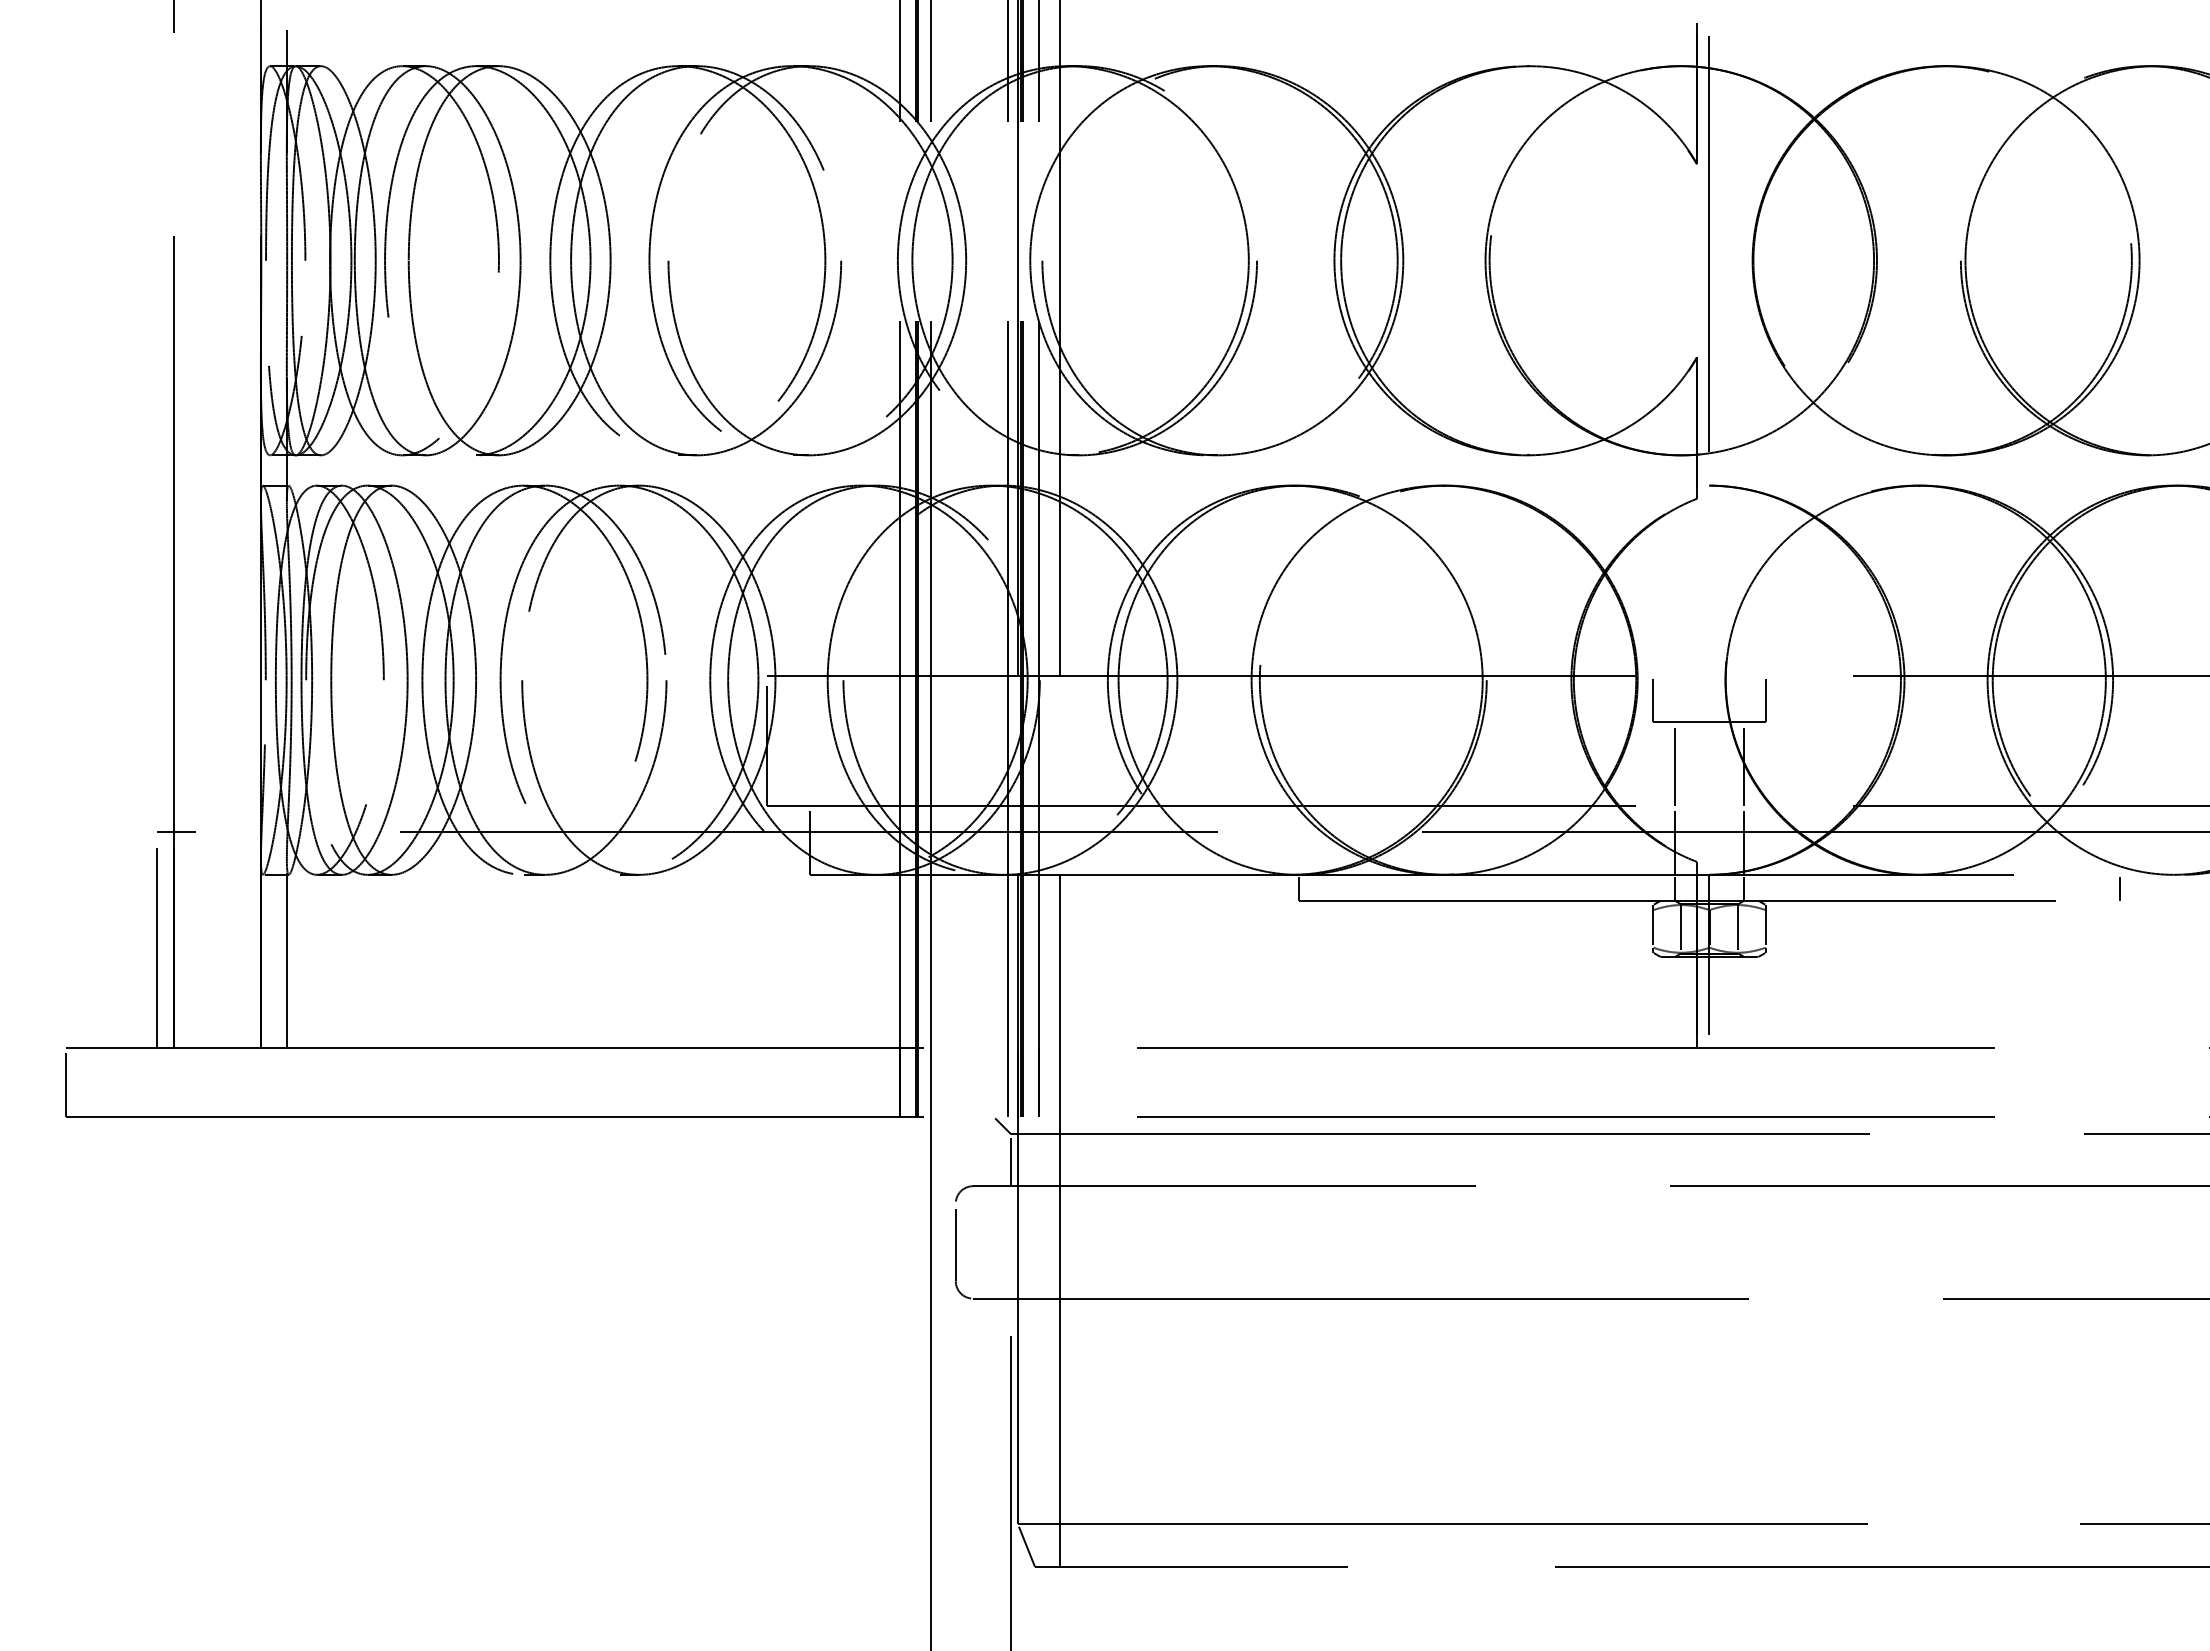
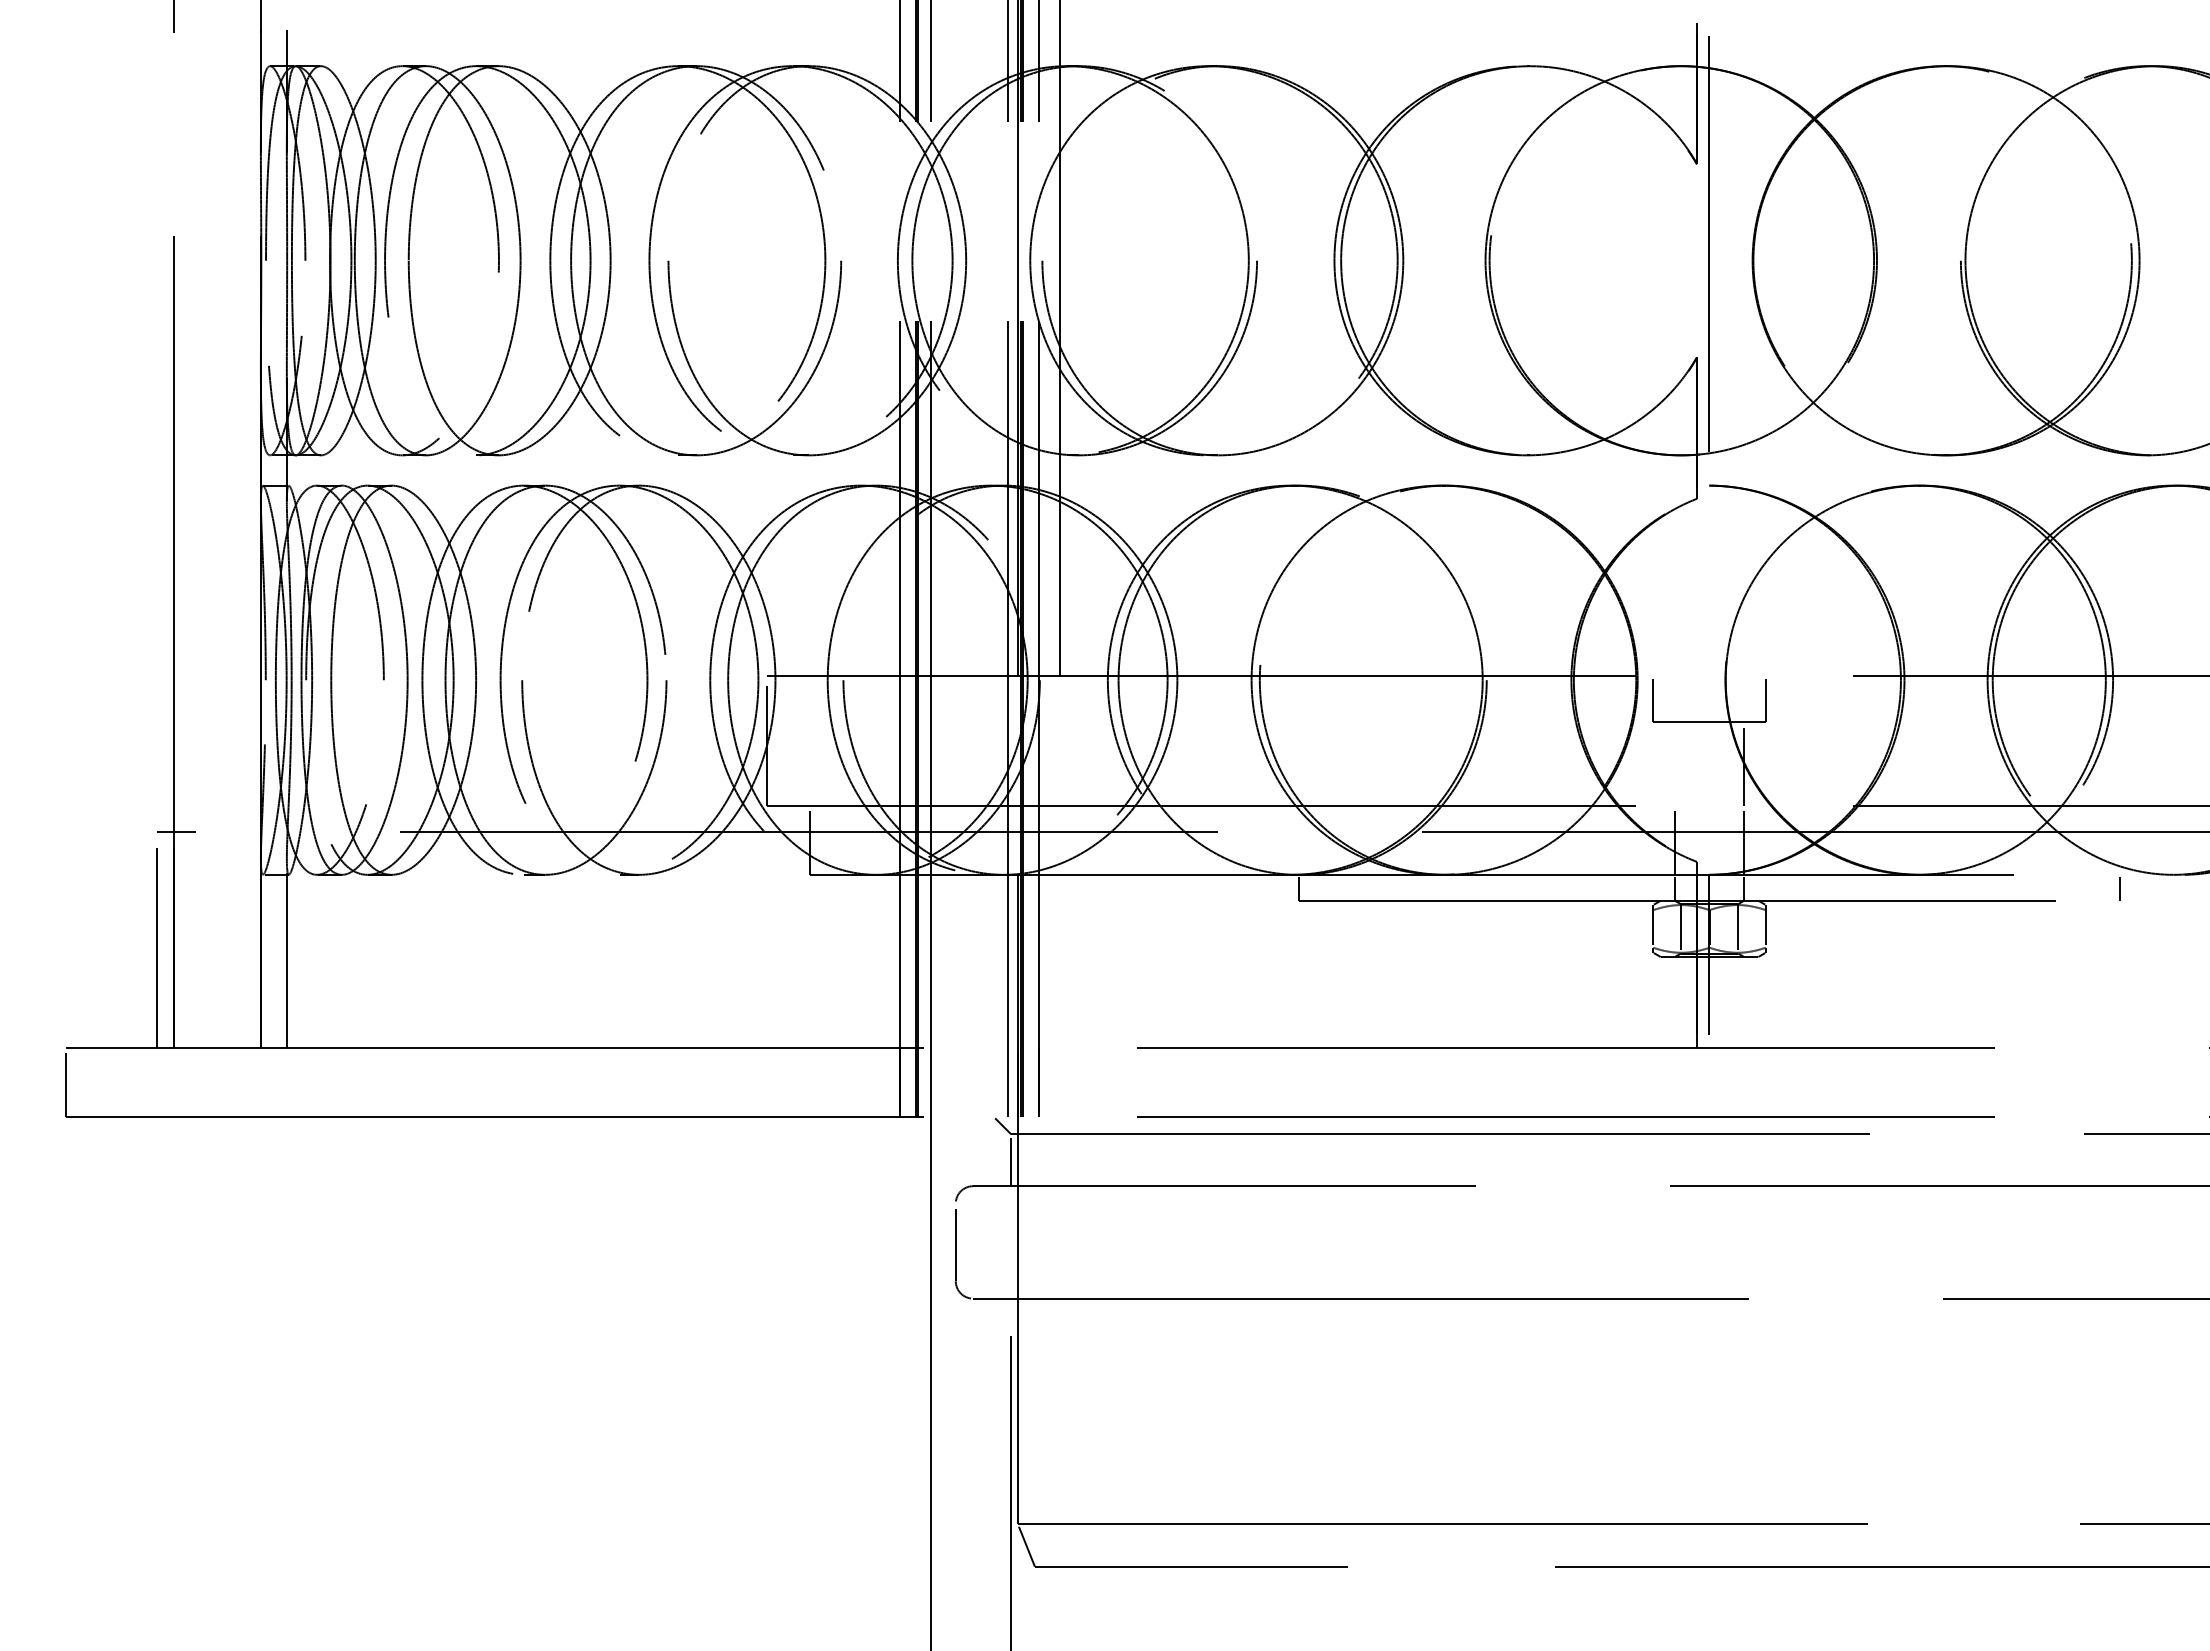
line: present -> none (1674, 763)
line: present -> none (1060, 1220)
